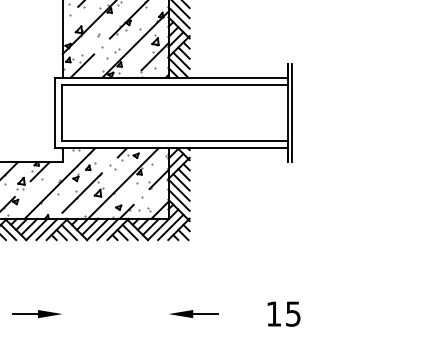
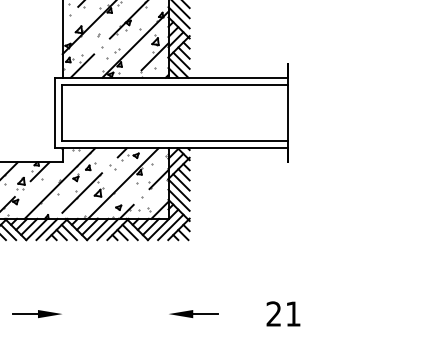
line: present -> none (292, 112)
text: 15 -> 21 (283, 313)
